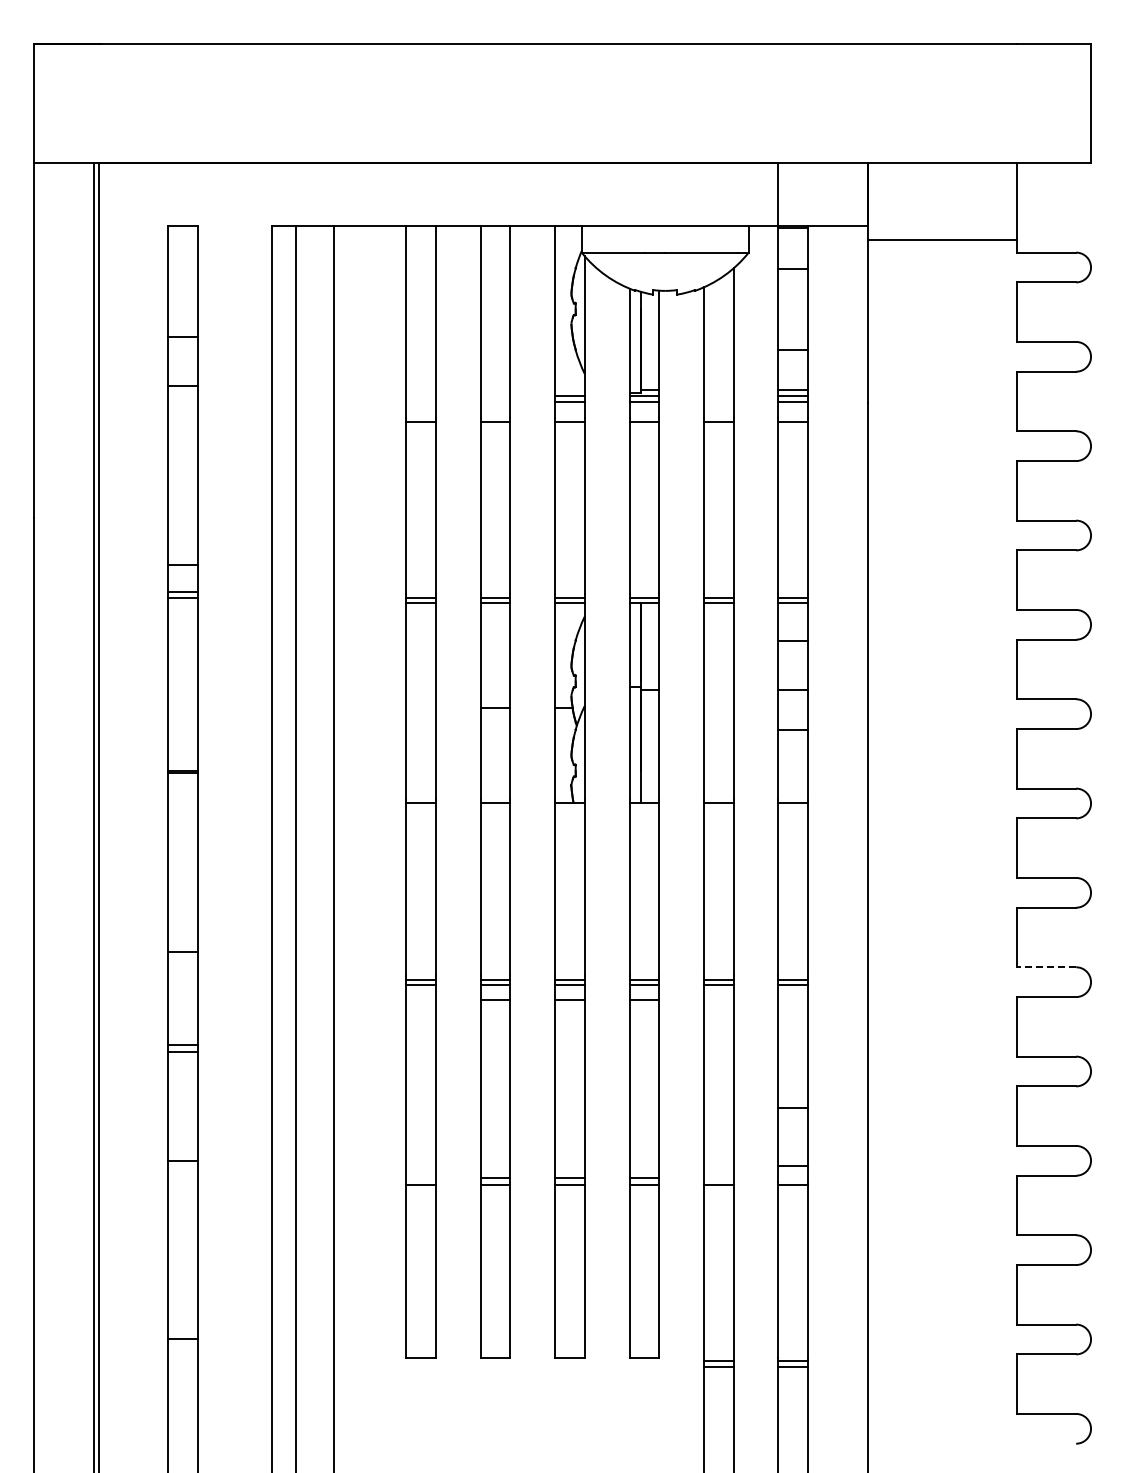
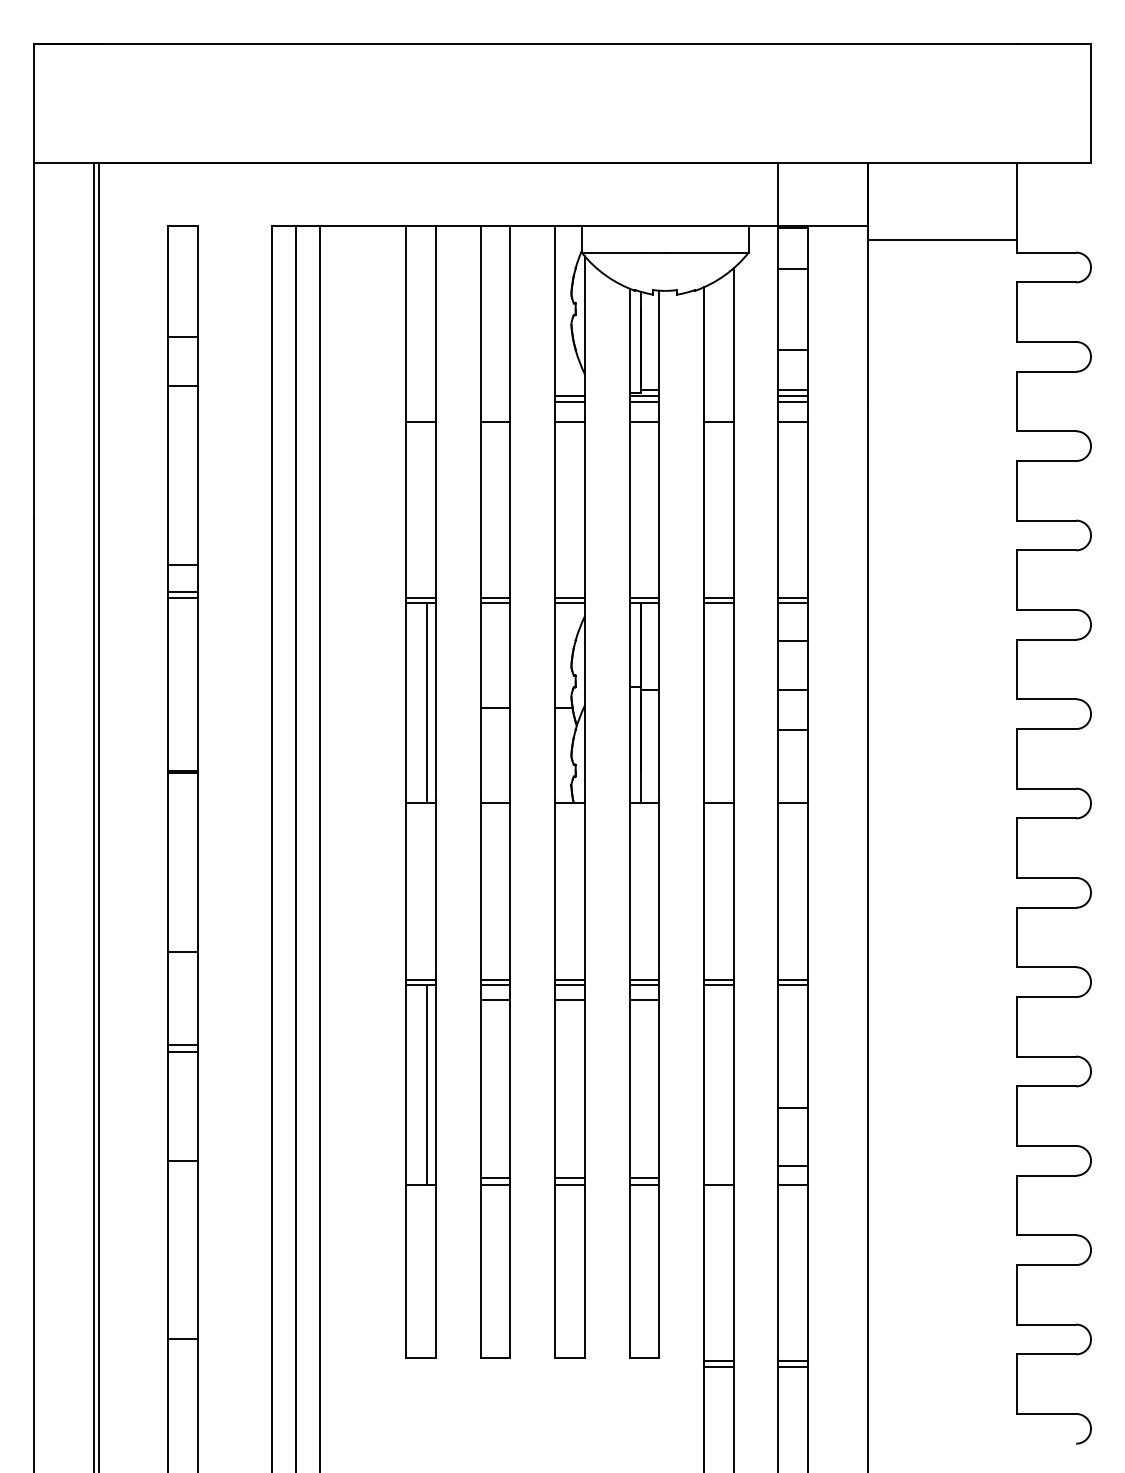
line: none -> present (427, 703)
line position: (333, 847) -> (319, 847) (319, 847)
line: dashed -> solid (1046, 967)
line: none -> present (427, 1085)
